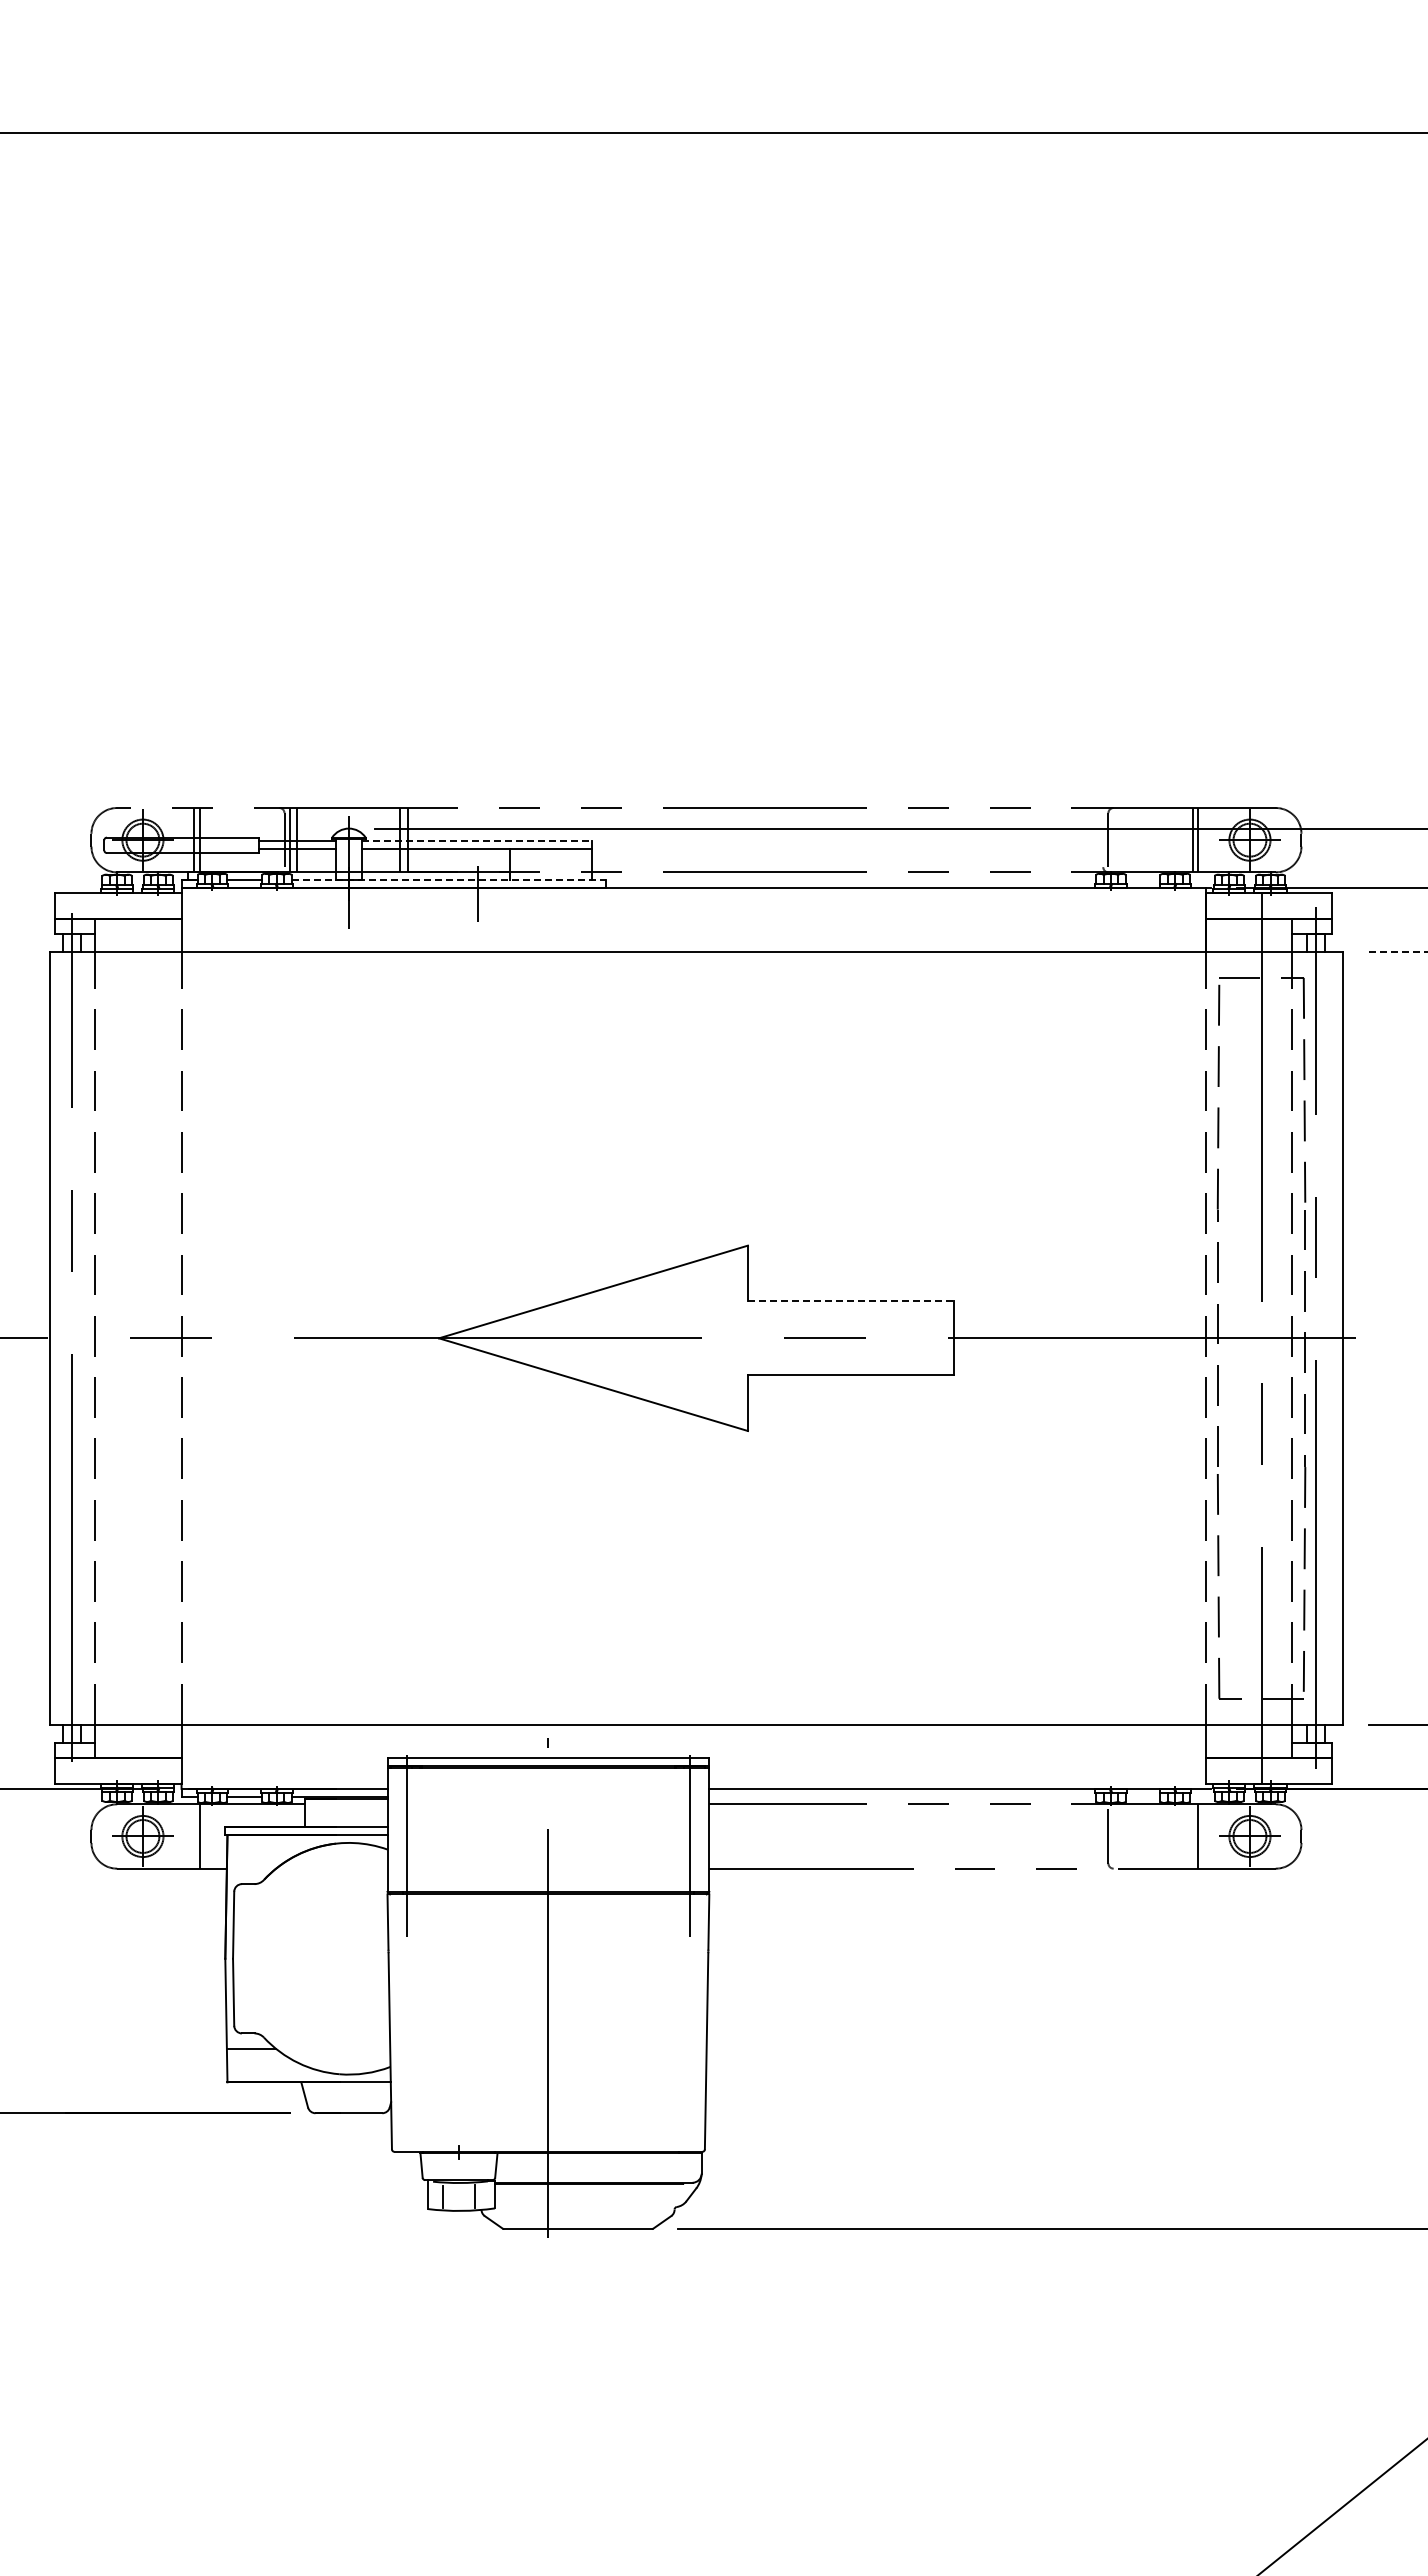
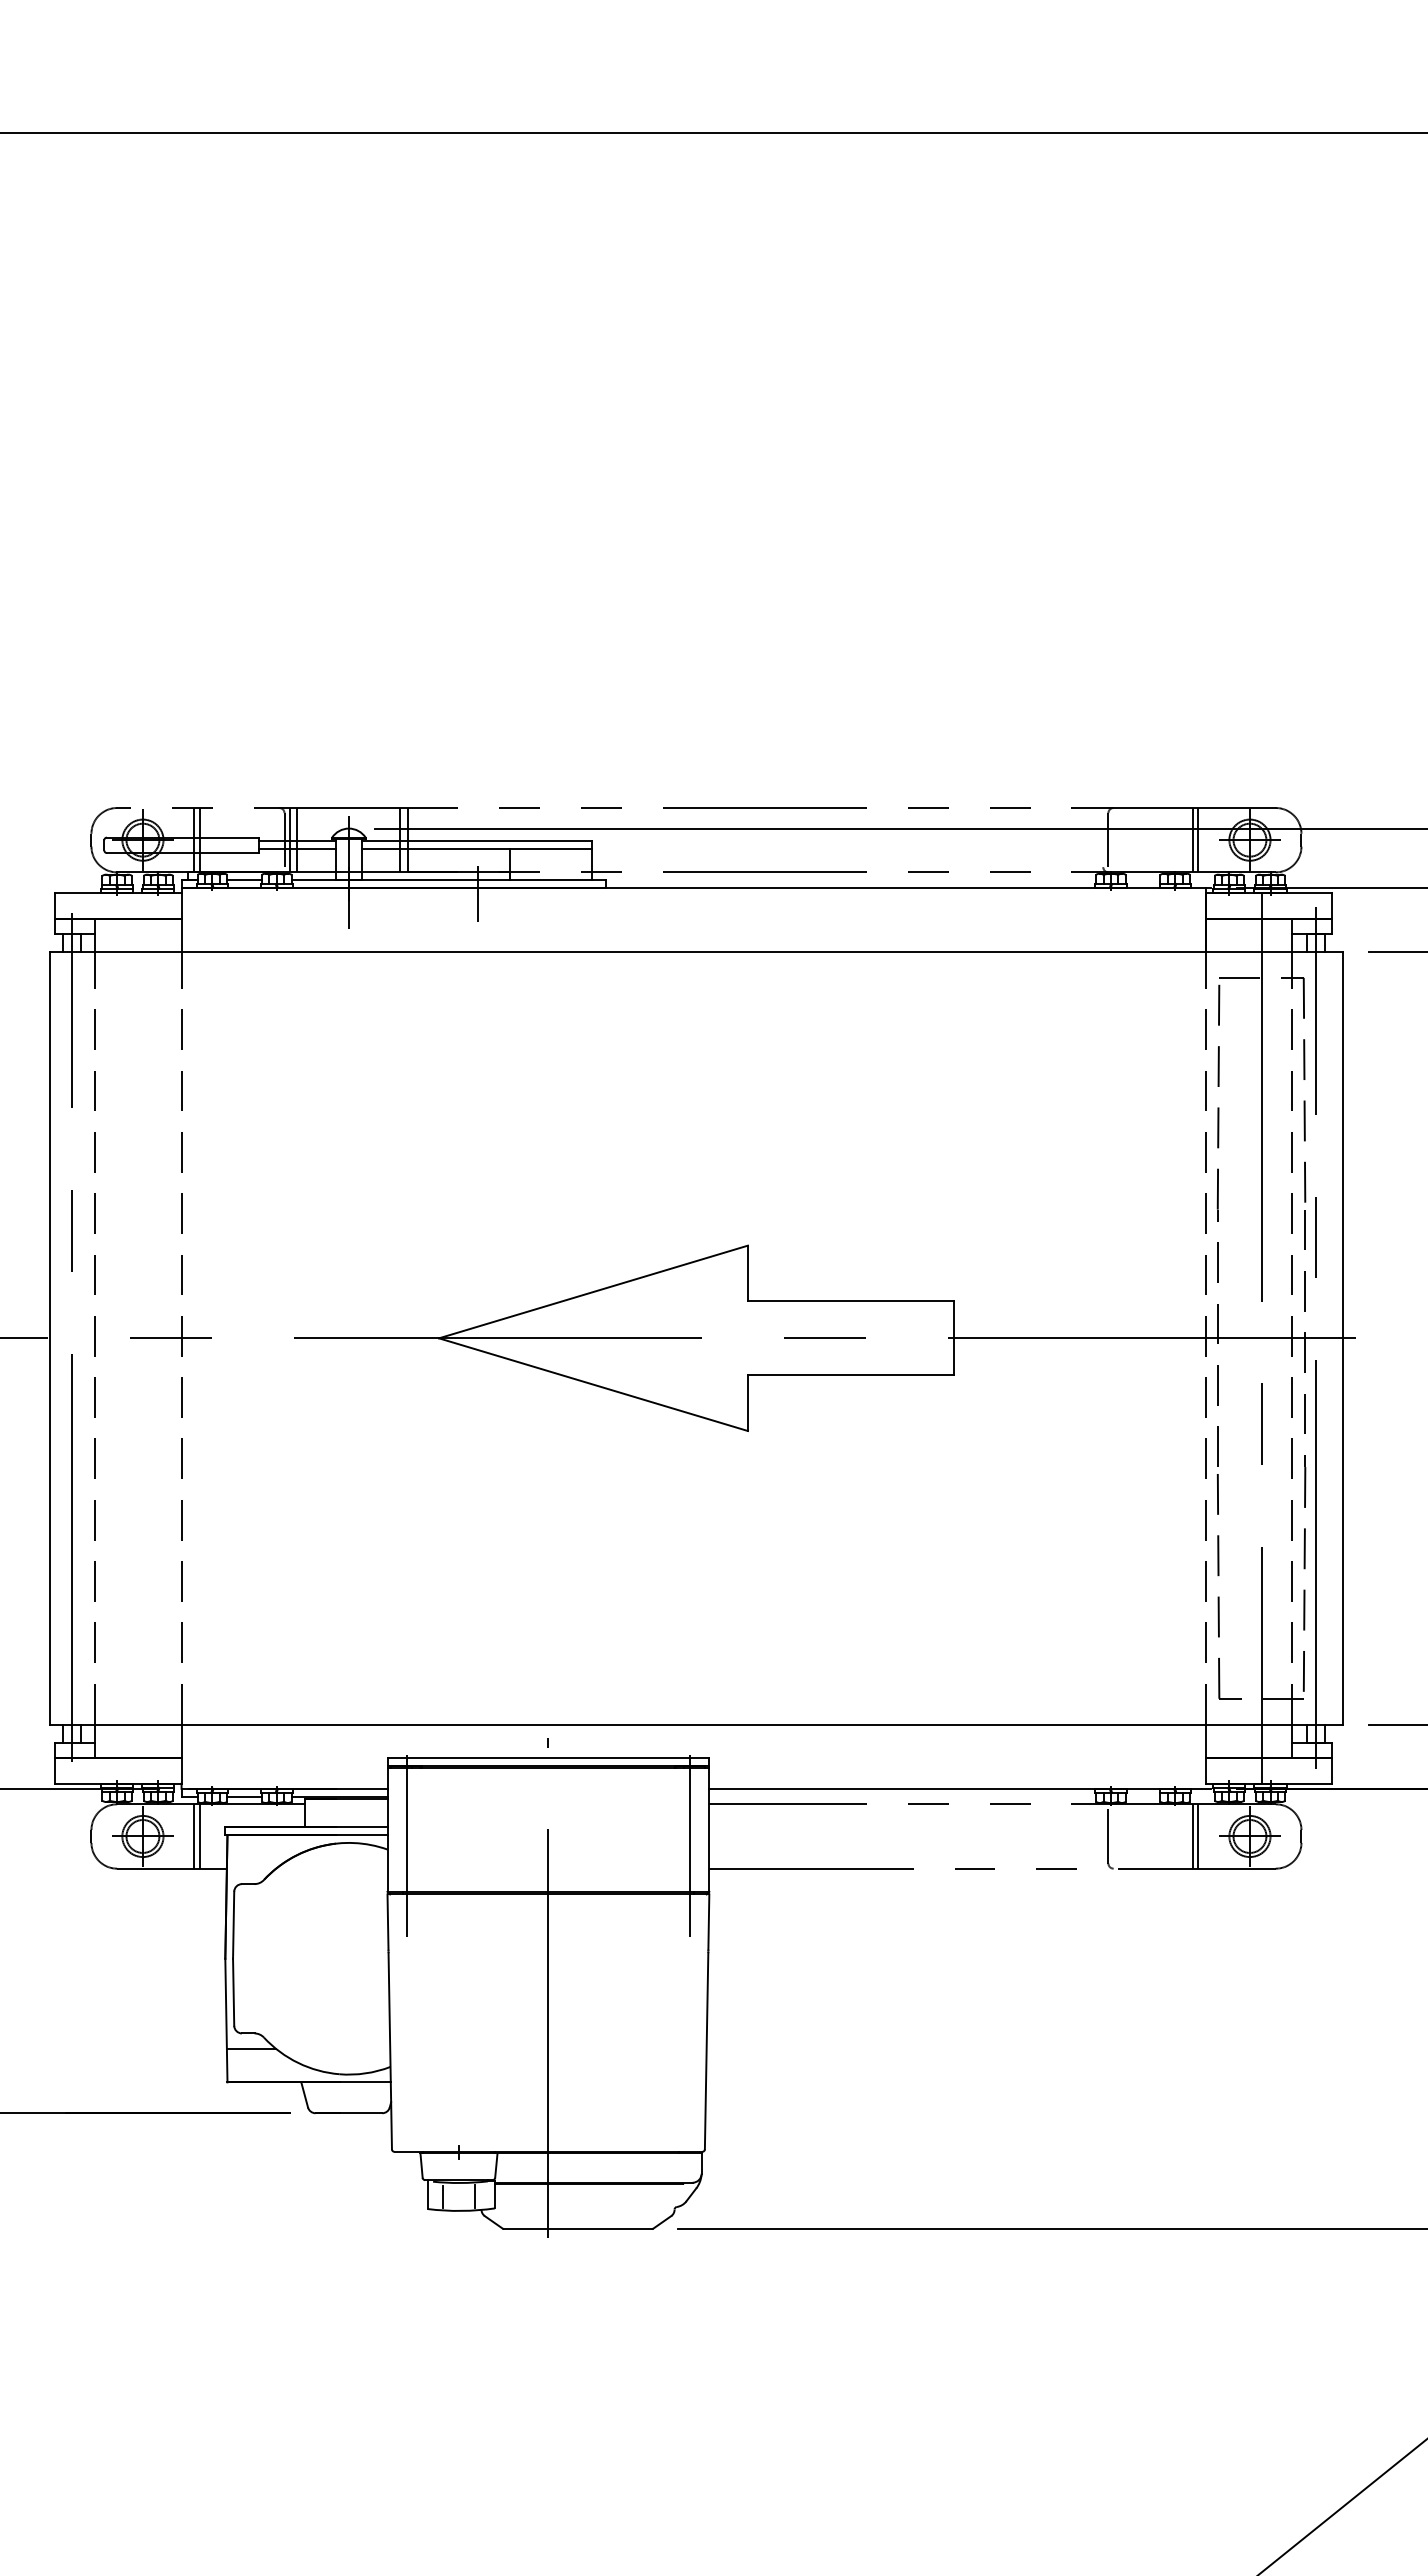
line: dashed -> solid (477, 841)
line: dashed -> solid (449, 880)
line: dashed -> solid (1399, 952)
line: dashed -> solid (850, 1301)
line: none -> present (194, 1836)
line: none -> present (1193, 1836)
